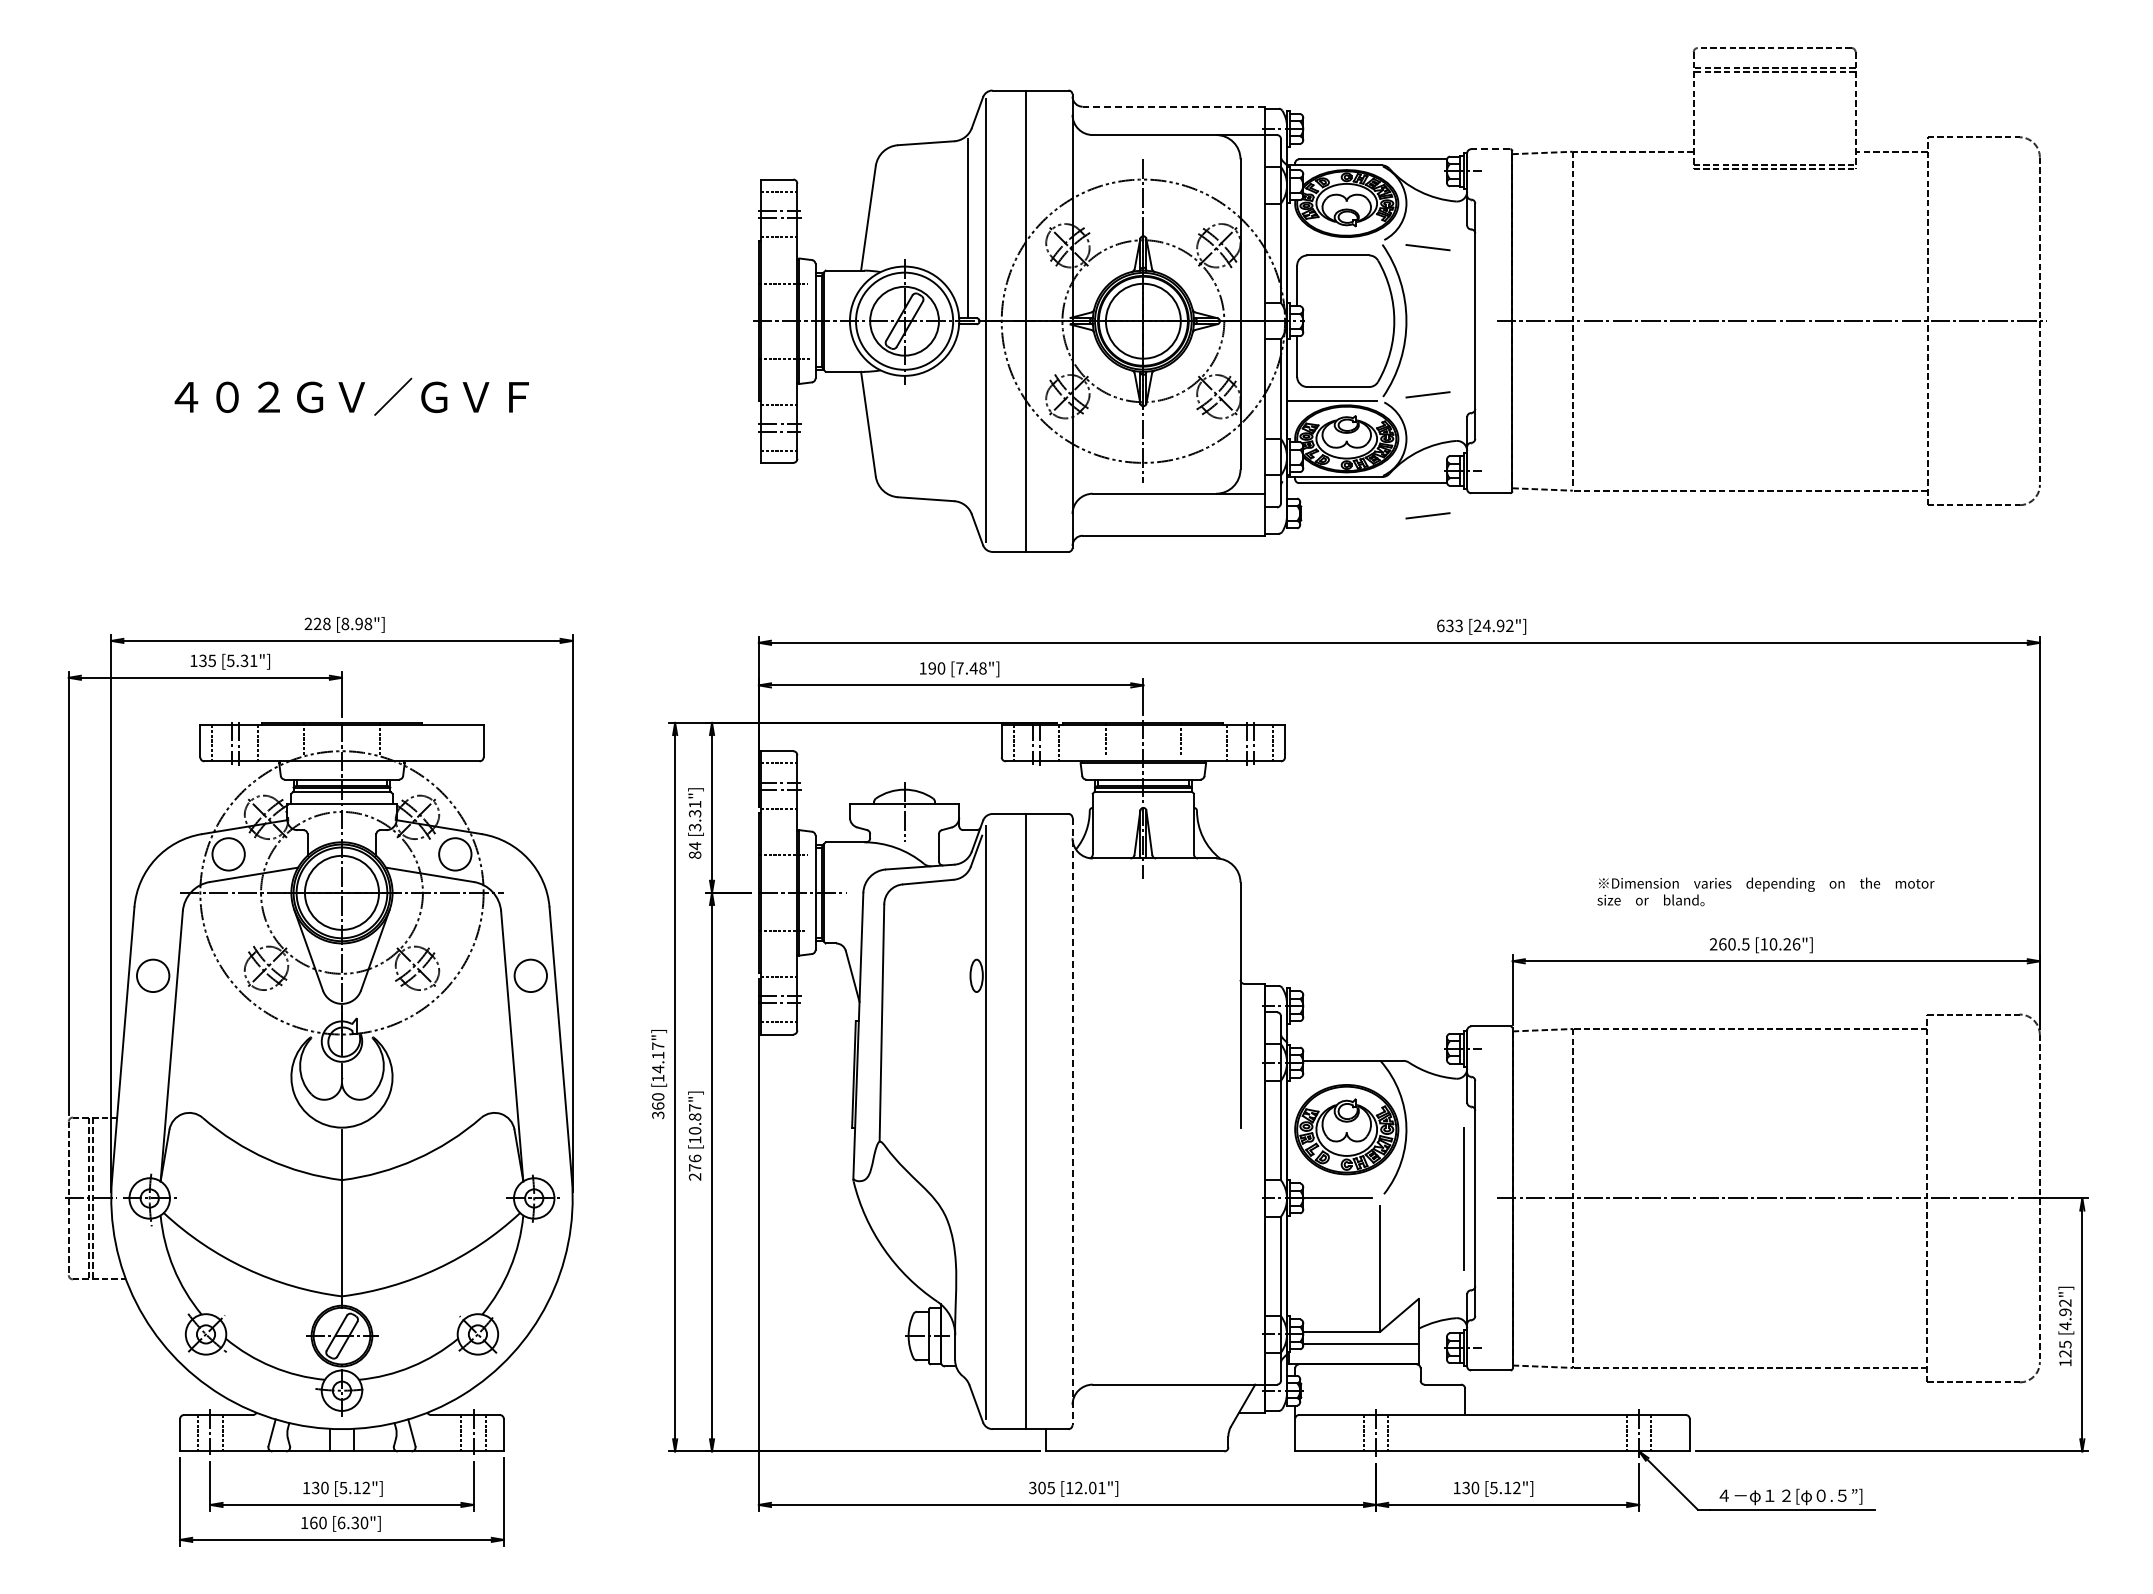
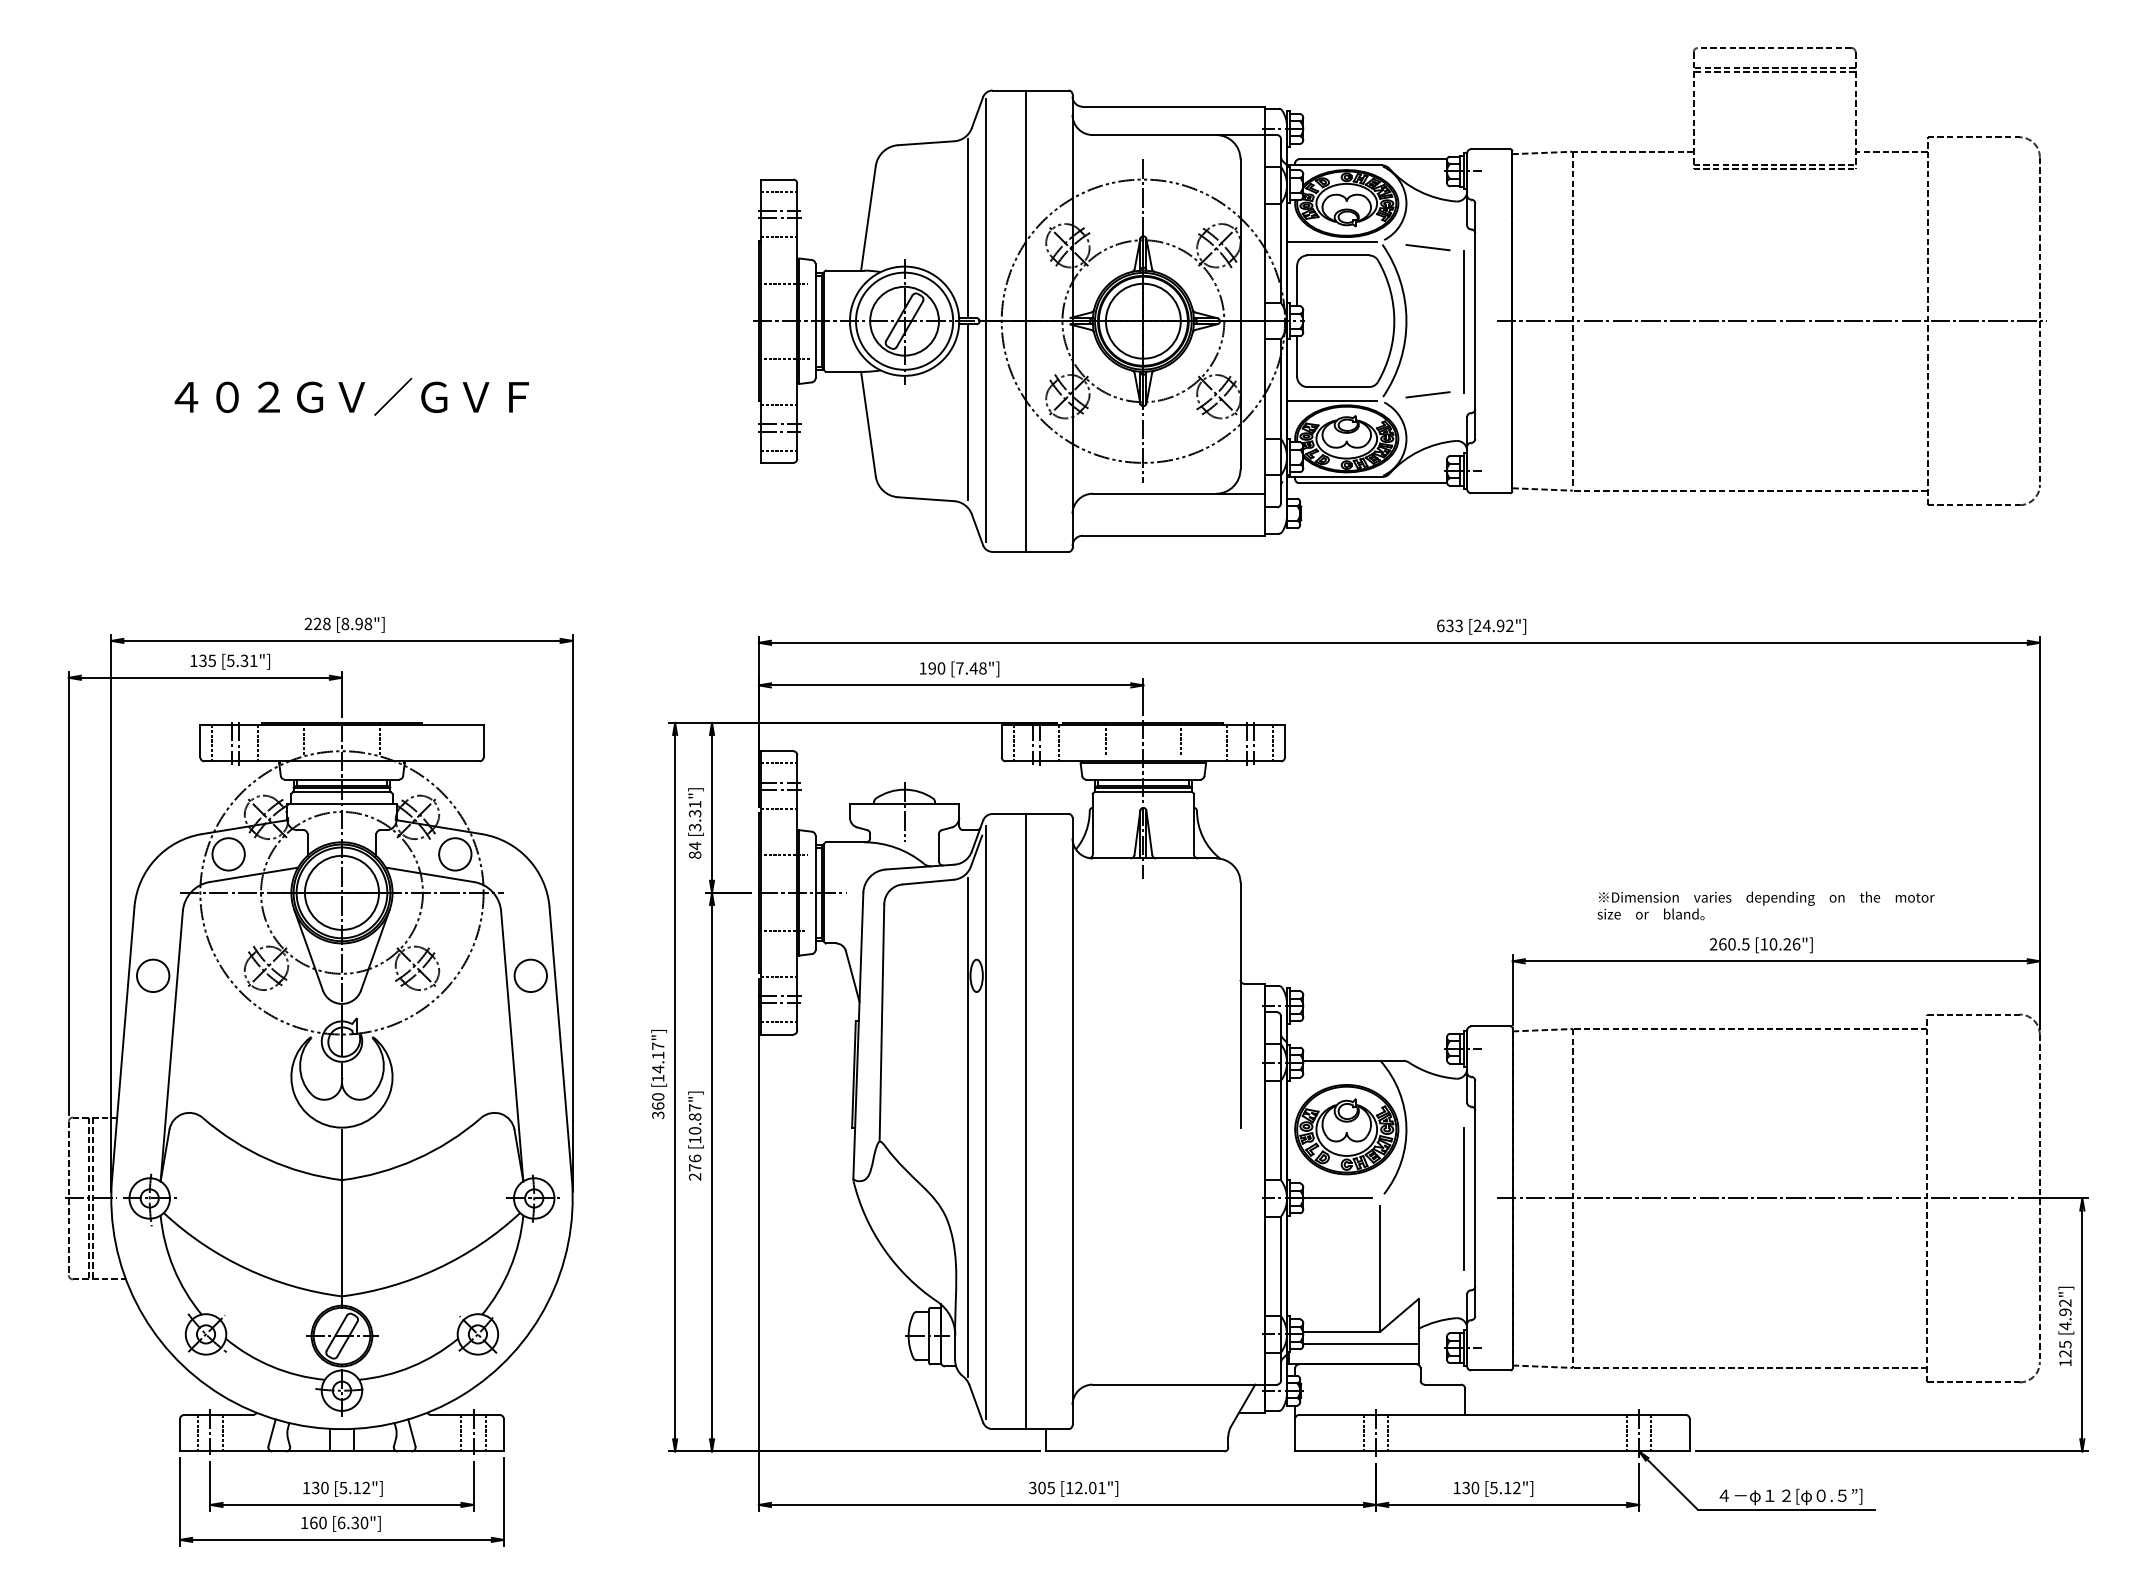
line: dashed -> solid (1173, 106)
line: dashed -> solid (1490, 149)
line: none -> present (1332, 241)
line: none -> present (1464, 321)
line: none -> present (967, 411)
line: present -> none (1427, 515)
text position: (1765, 891) -> (1765, 905) (1765, 905)
line: dashed -> solid (1072, 1121)
line: none -> present (967, 1126)
